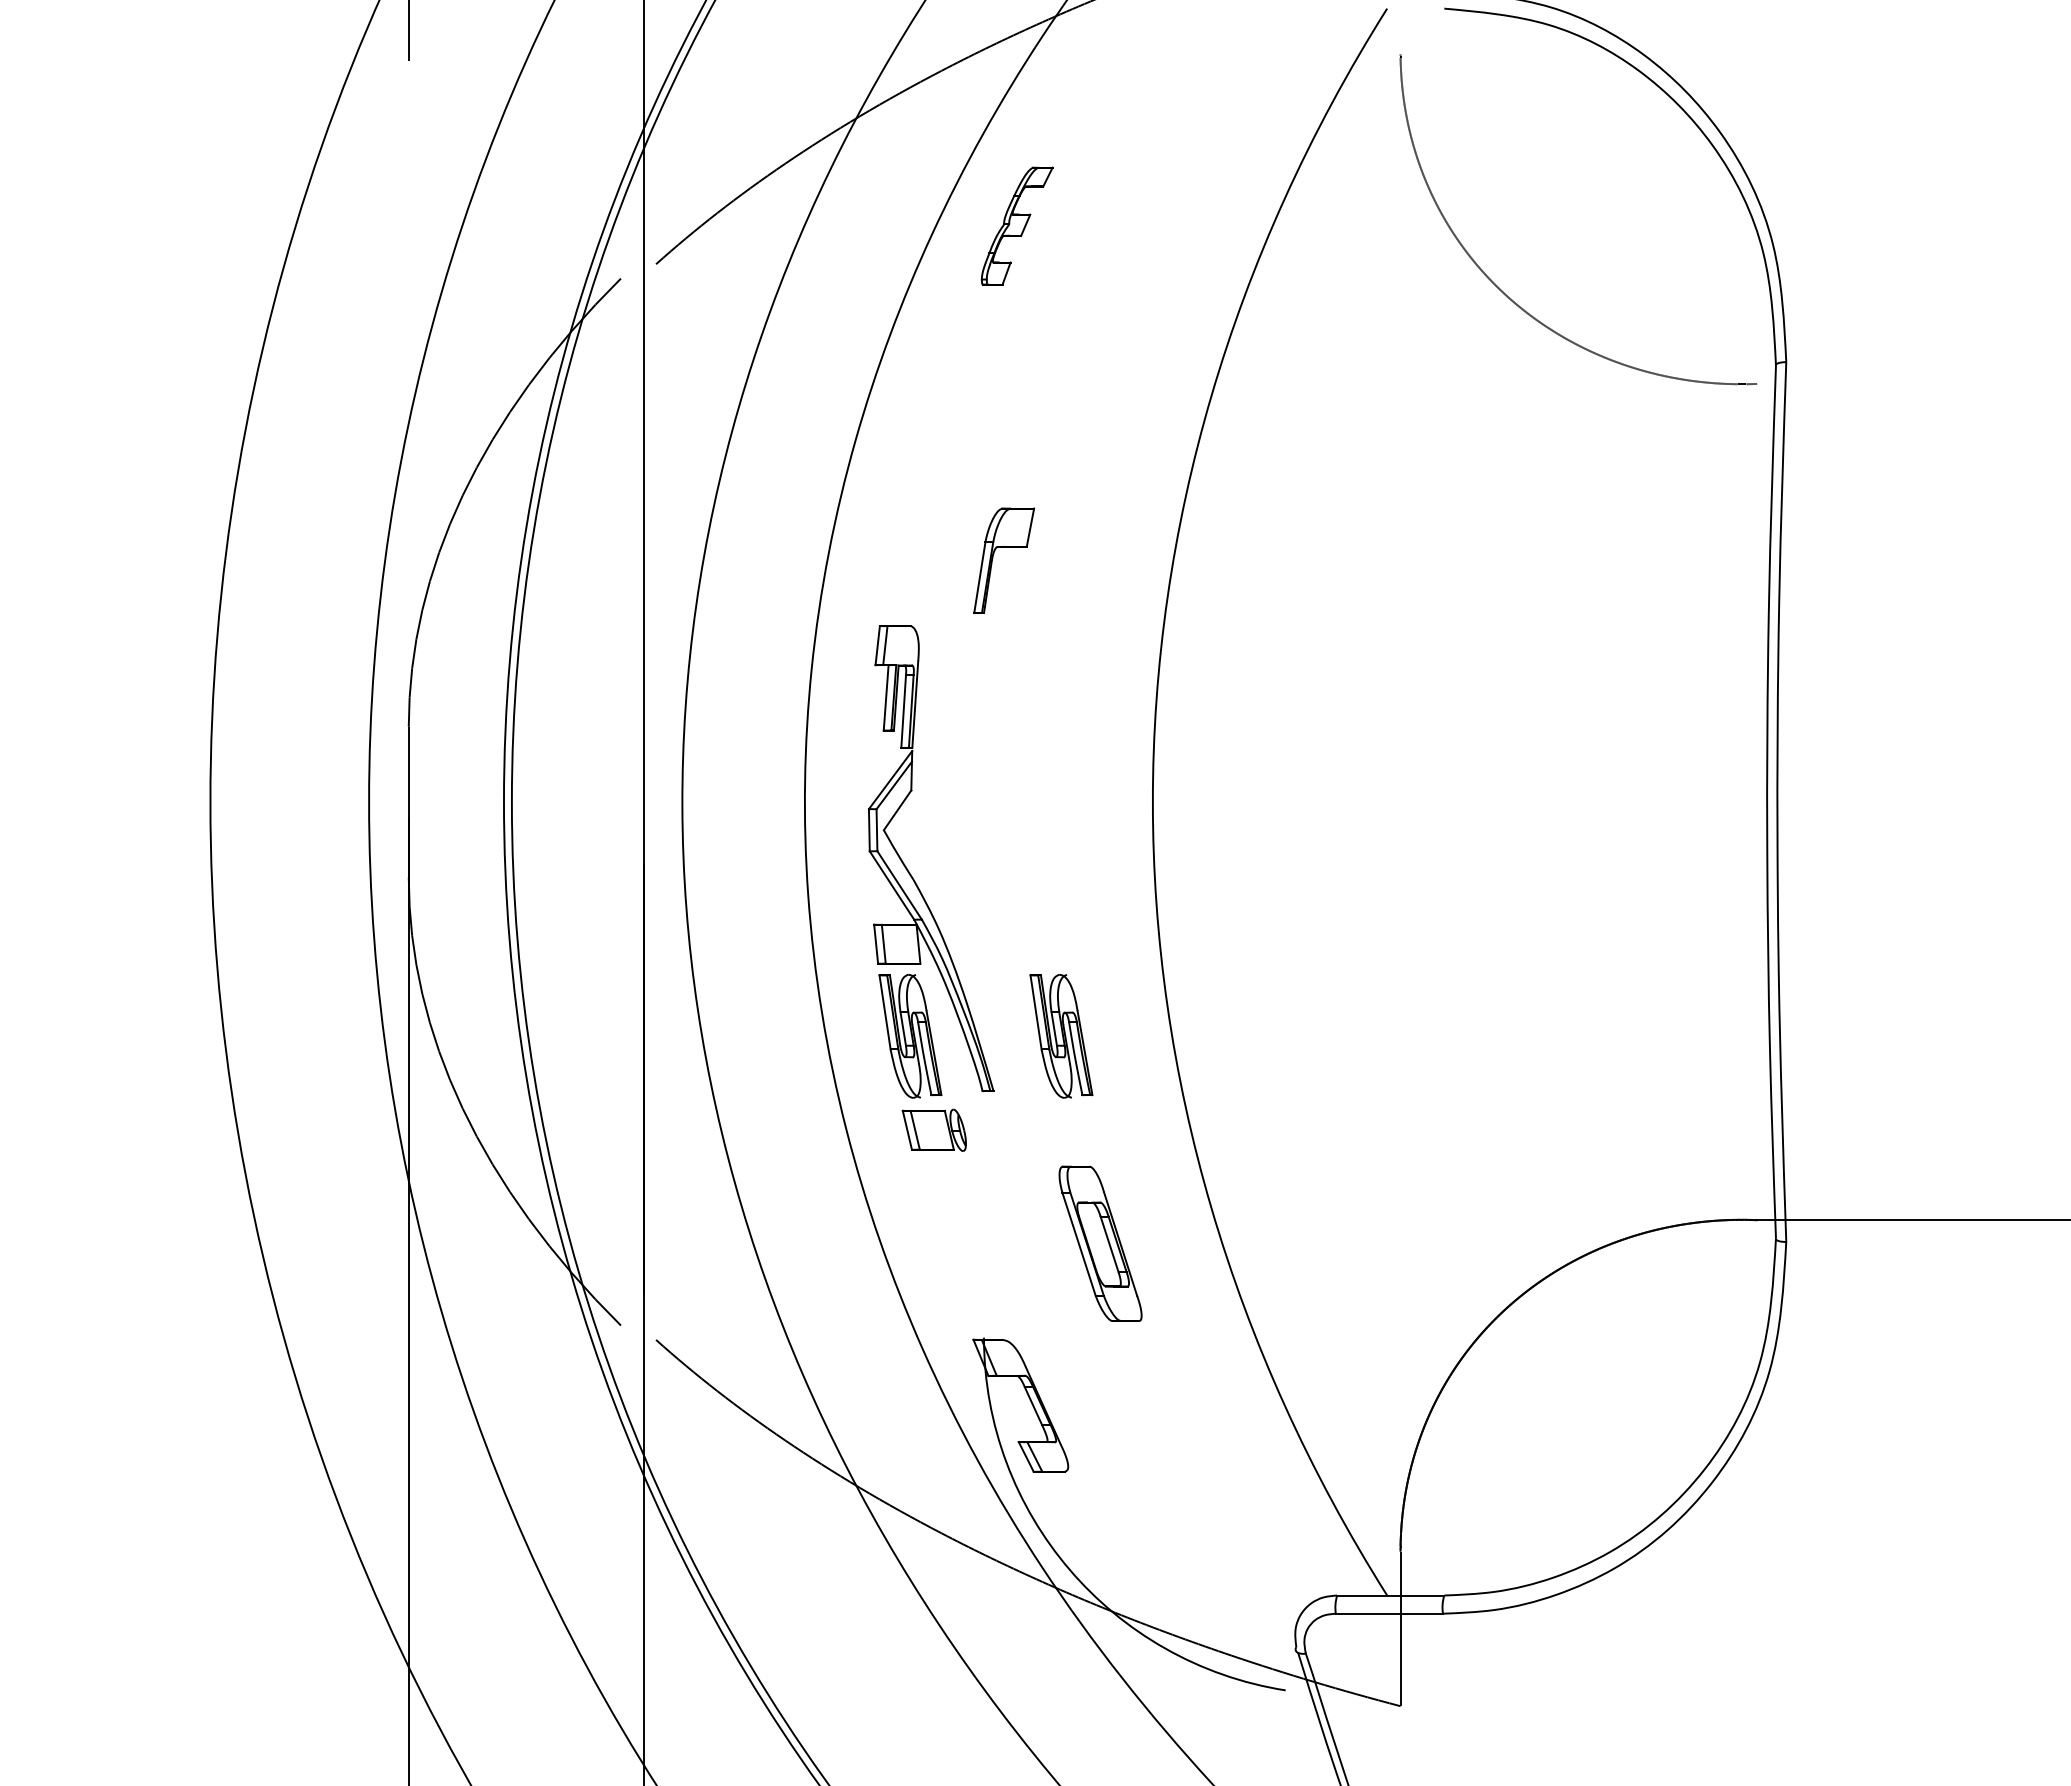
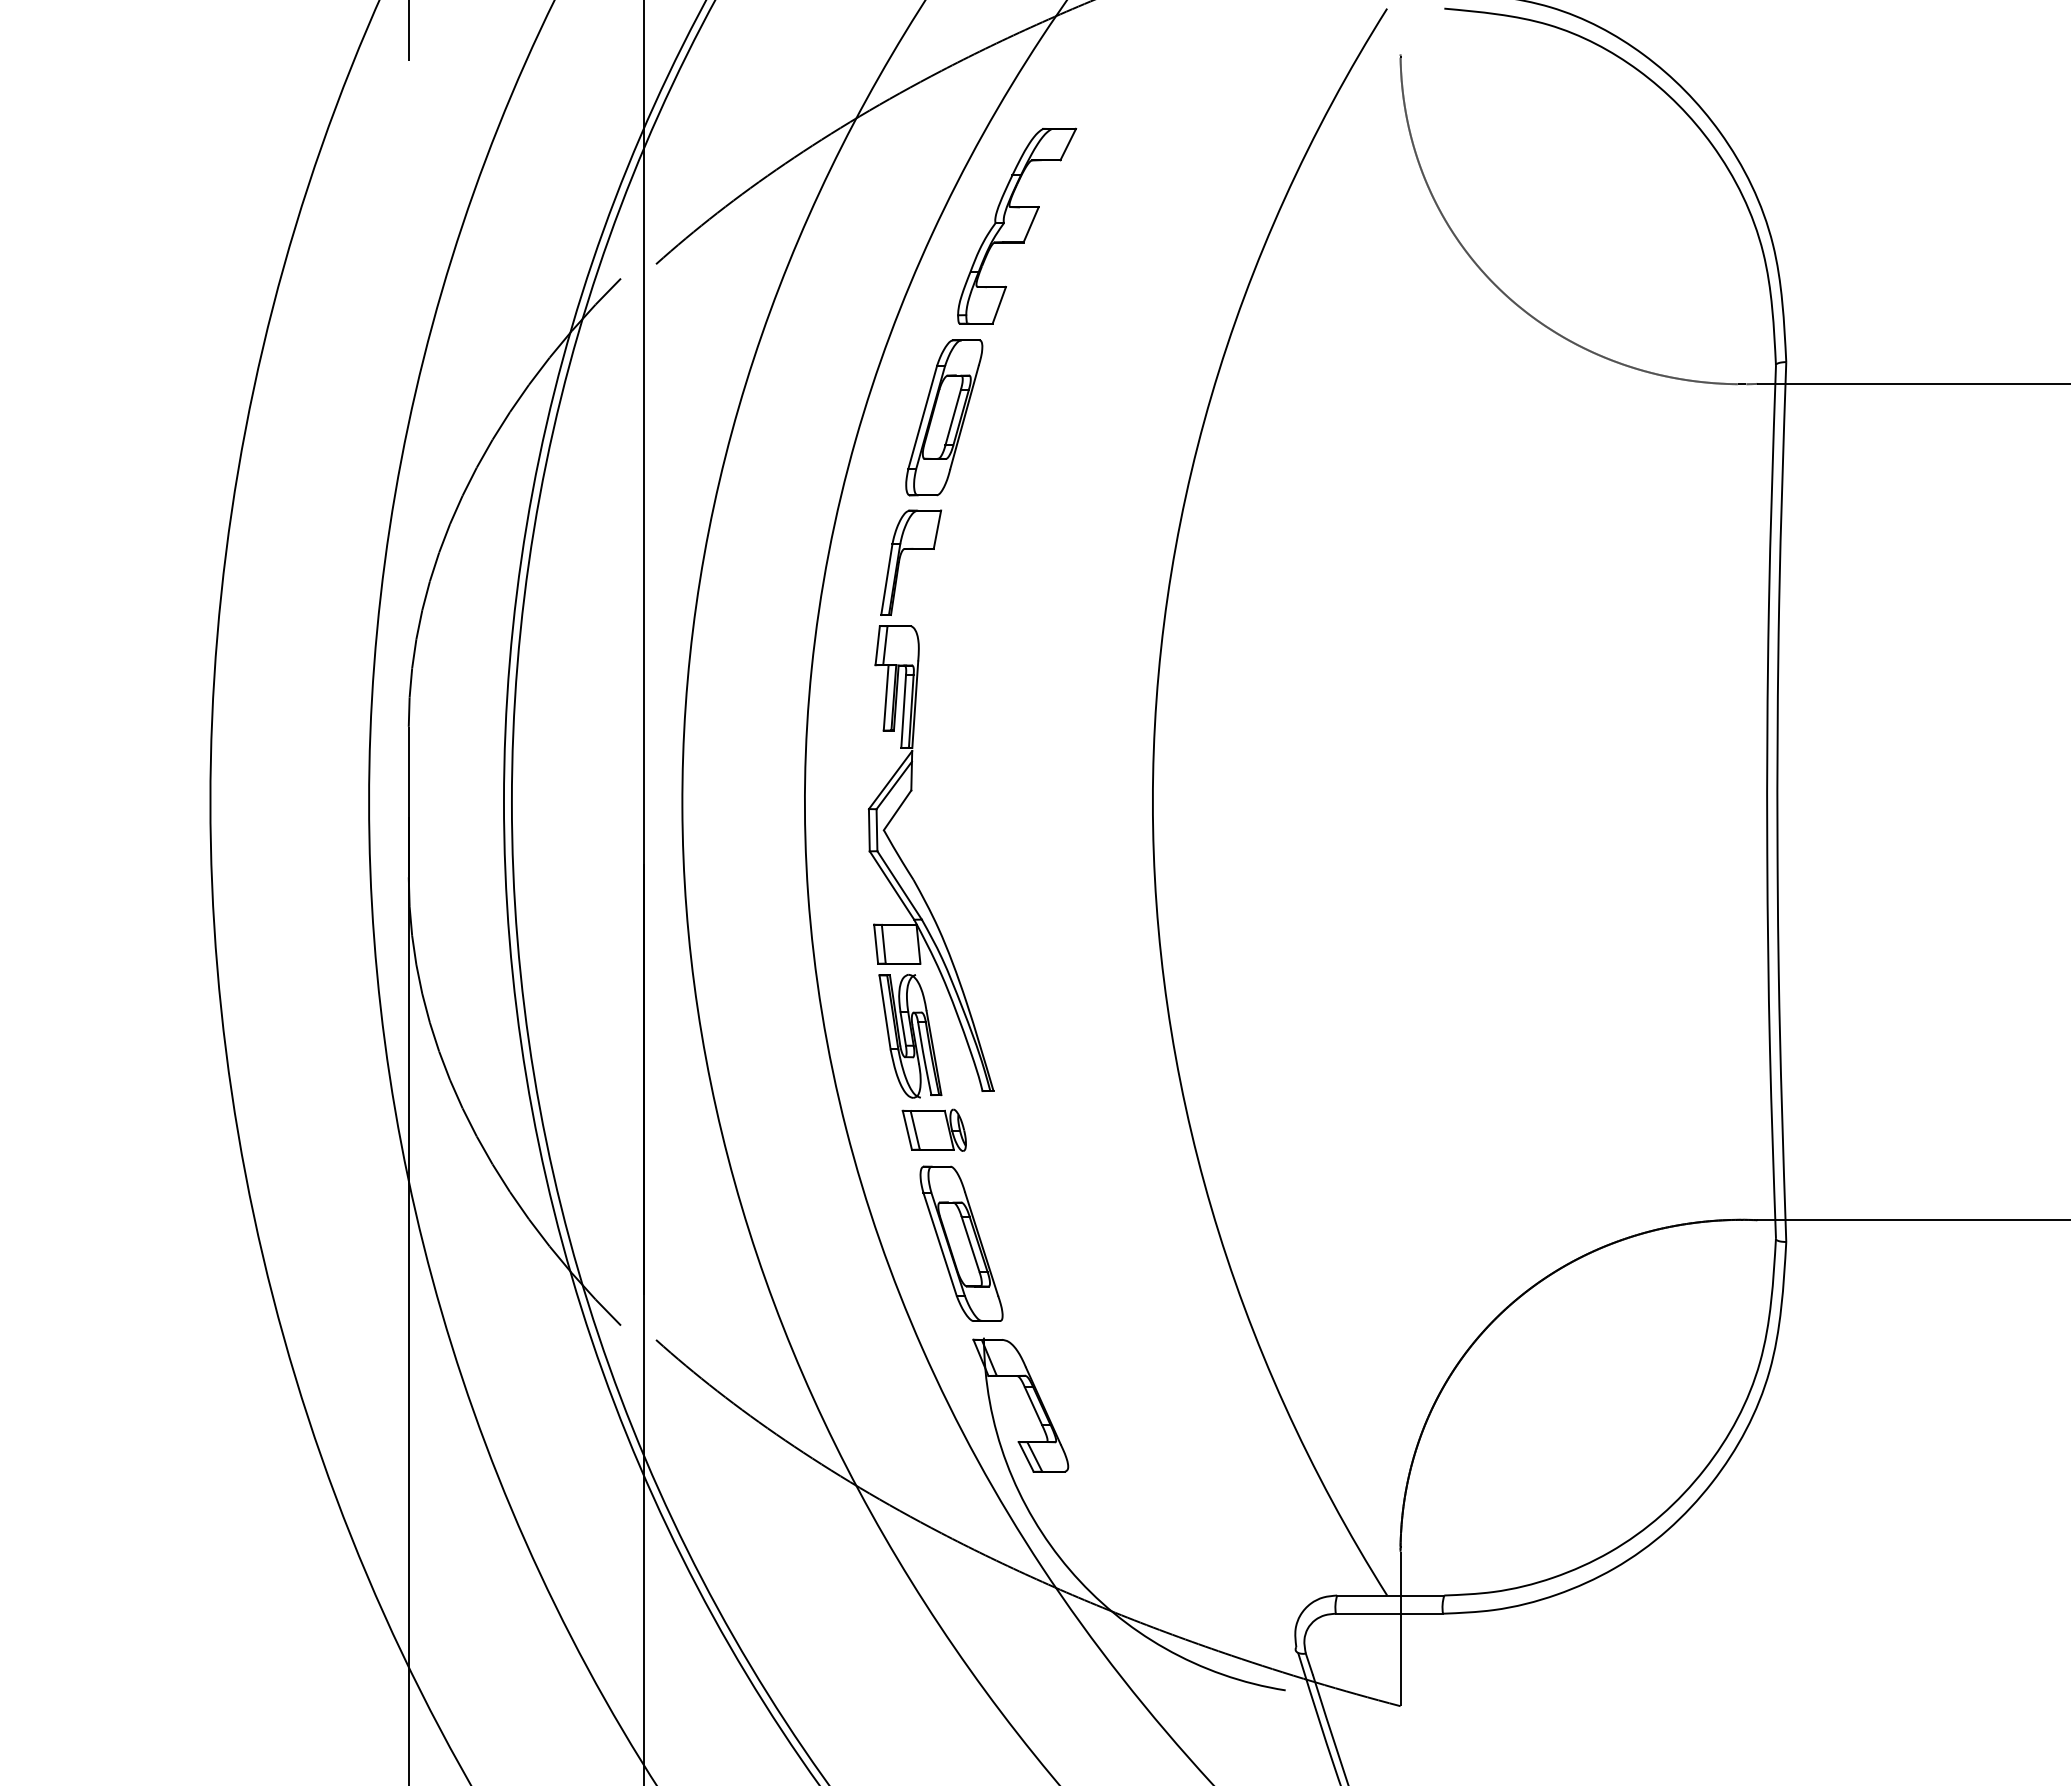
part size: 74x120 px -> 121x198 px (1017, 225)
line: none -> present (1912, 383)
part: none -> present (944, 417)
part position: (993, 558) -> (900, 560) (900, 560)
part: present -> none (1061, 1036)
part position: (1100, 1243) -> (961, 1243) (961, 1243)
